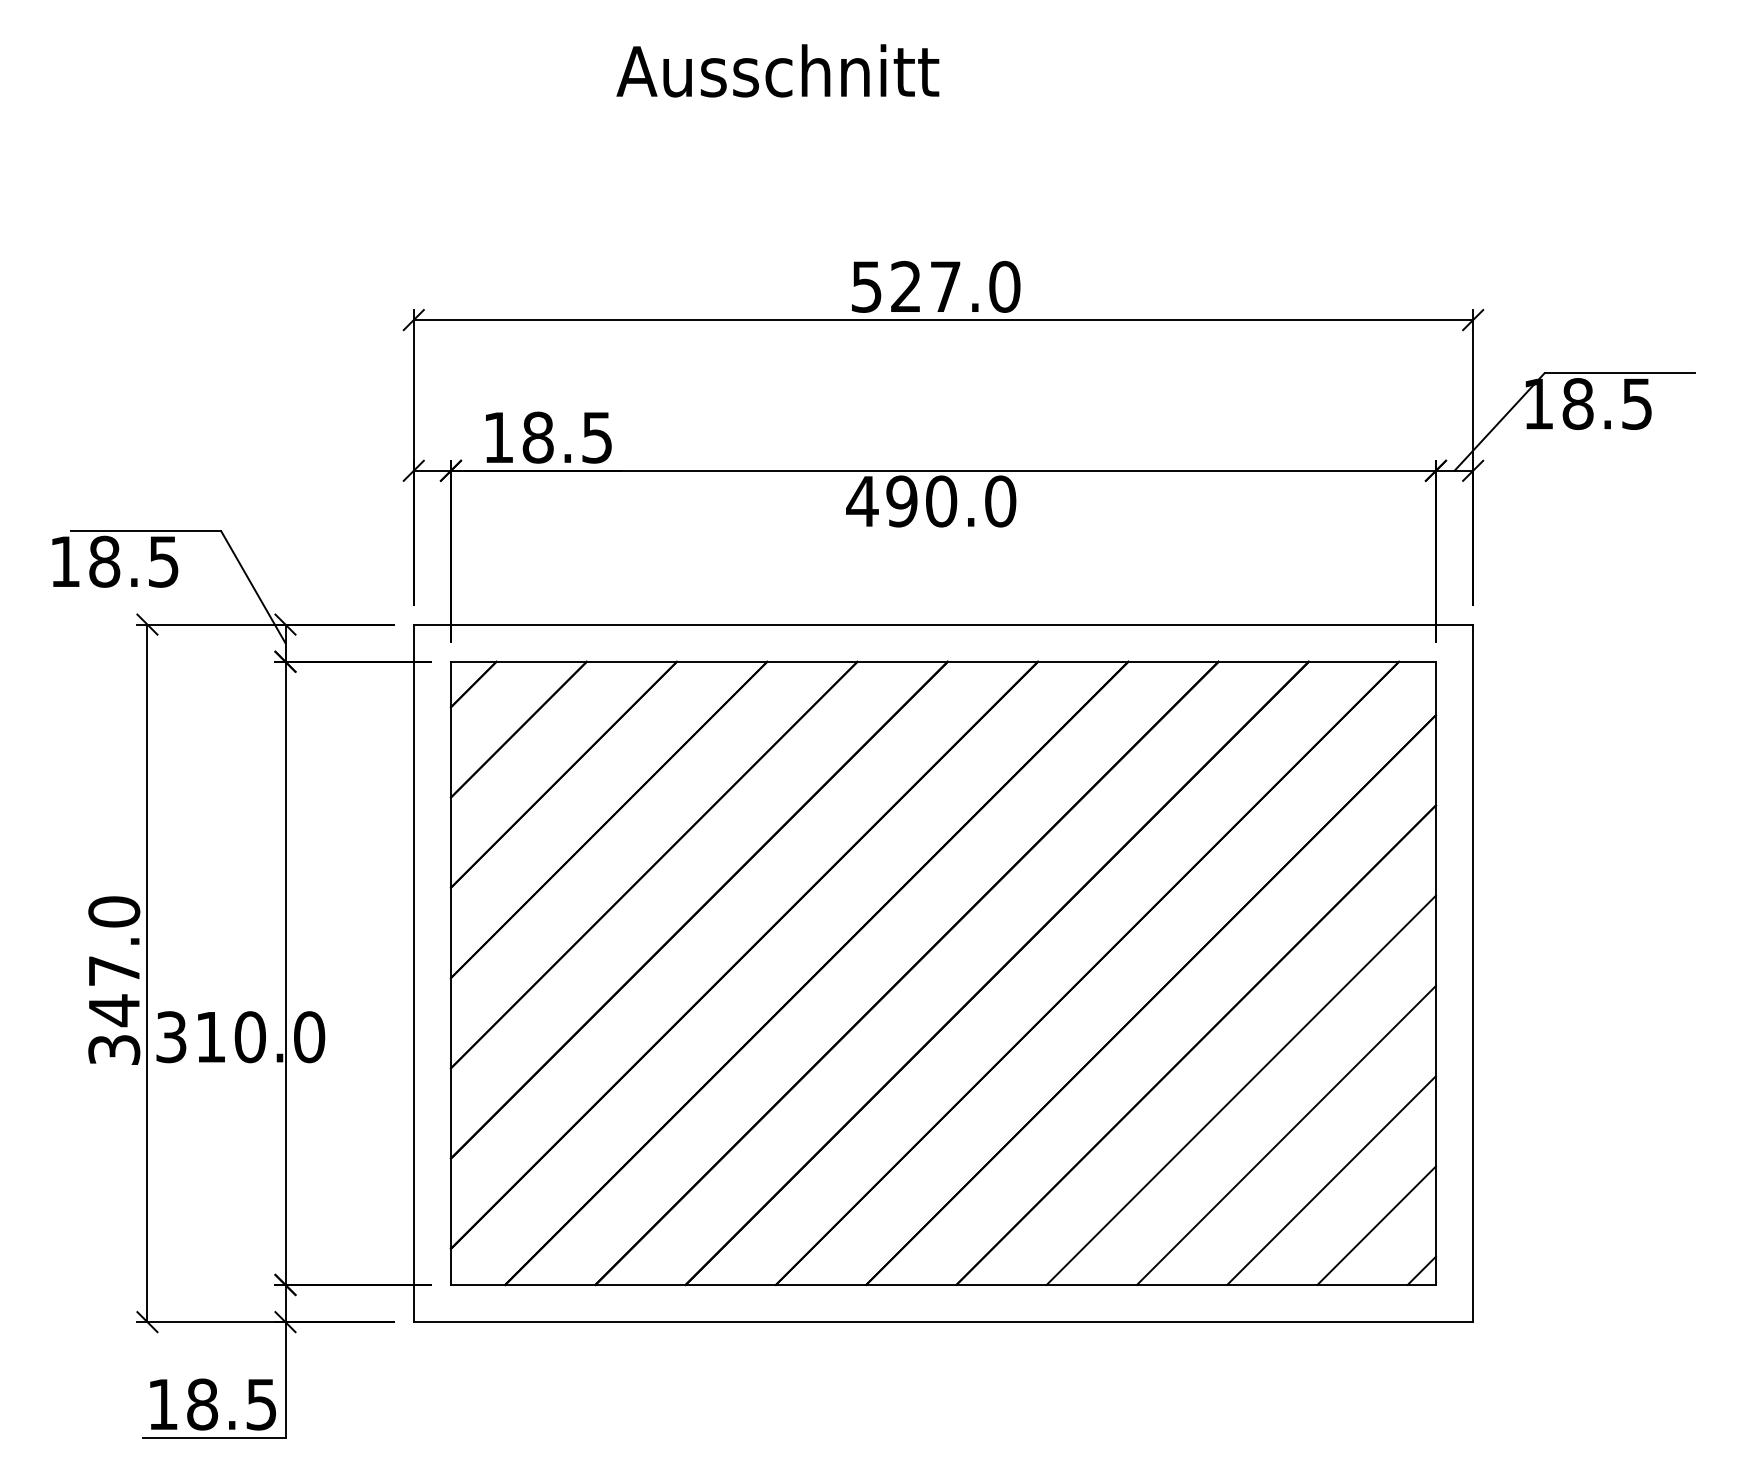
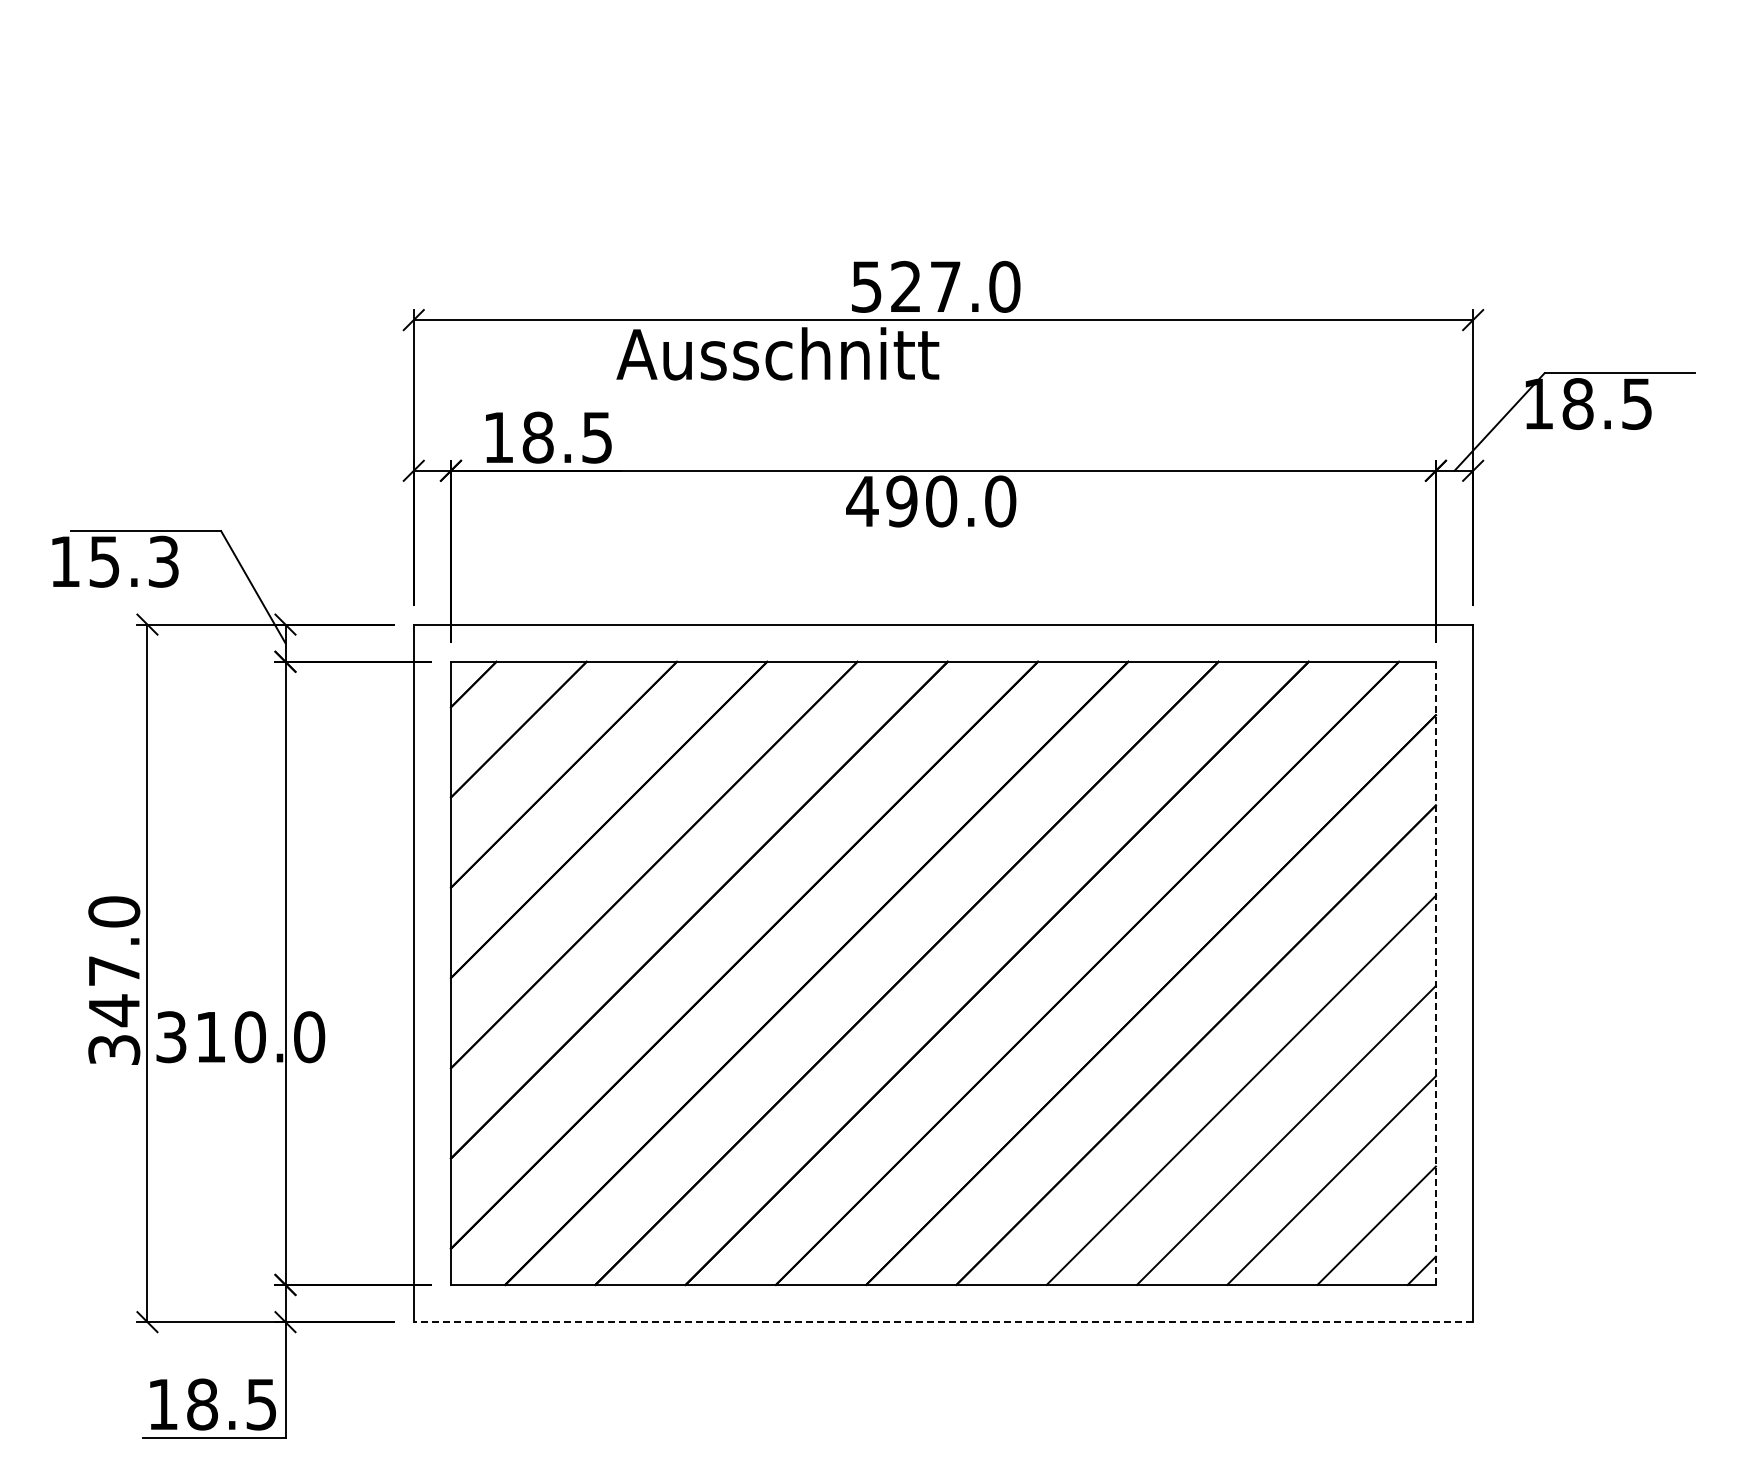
text position: (777, 70) -> (777, 353) (777, 353)
text: 18.5 -> 15.3 (133, 561)
line: solid -> dashed (1435, 973)
line: solid -> dashed (943, 1322)
